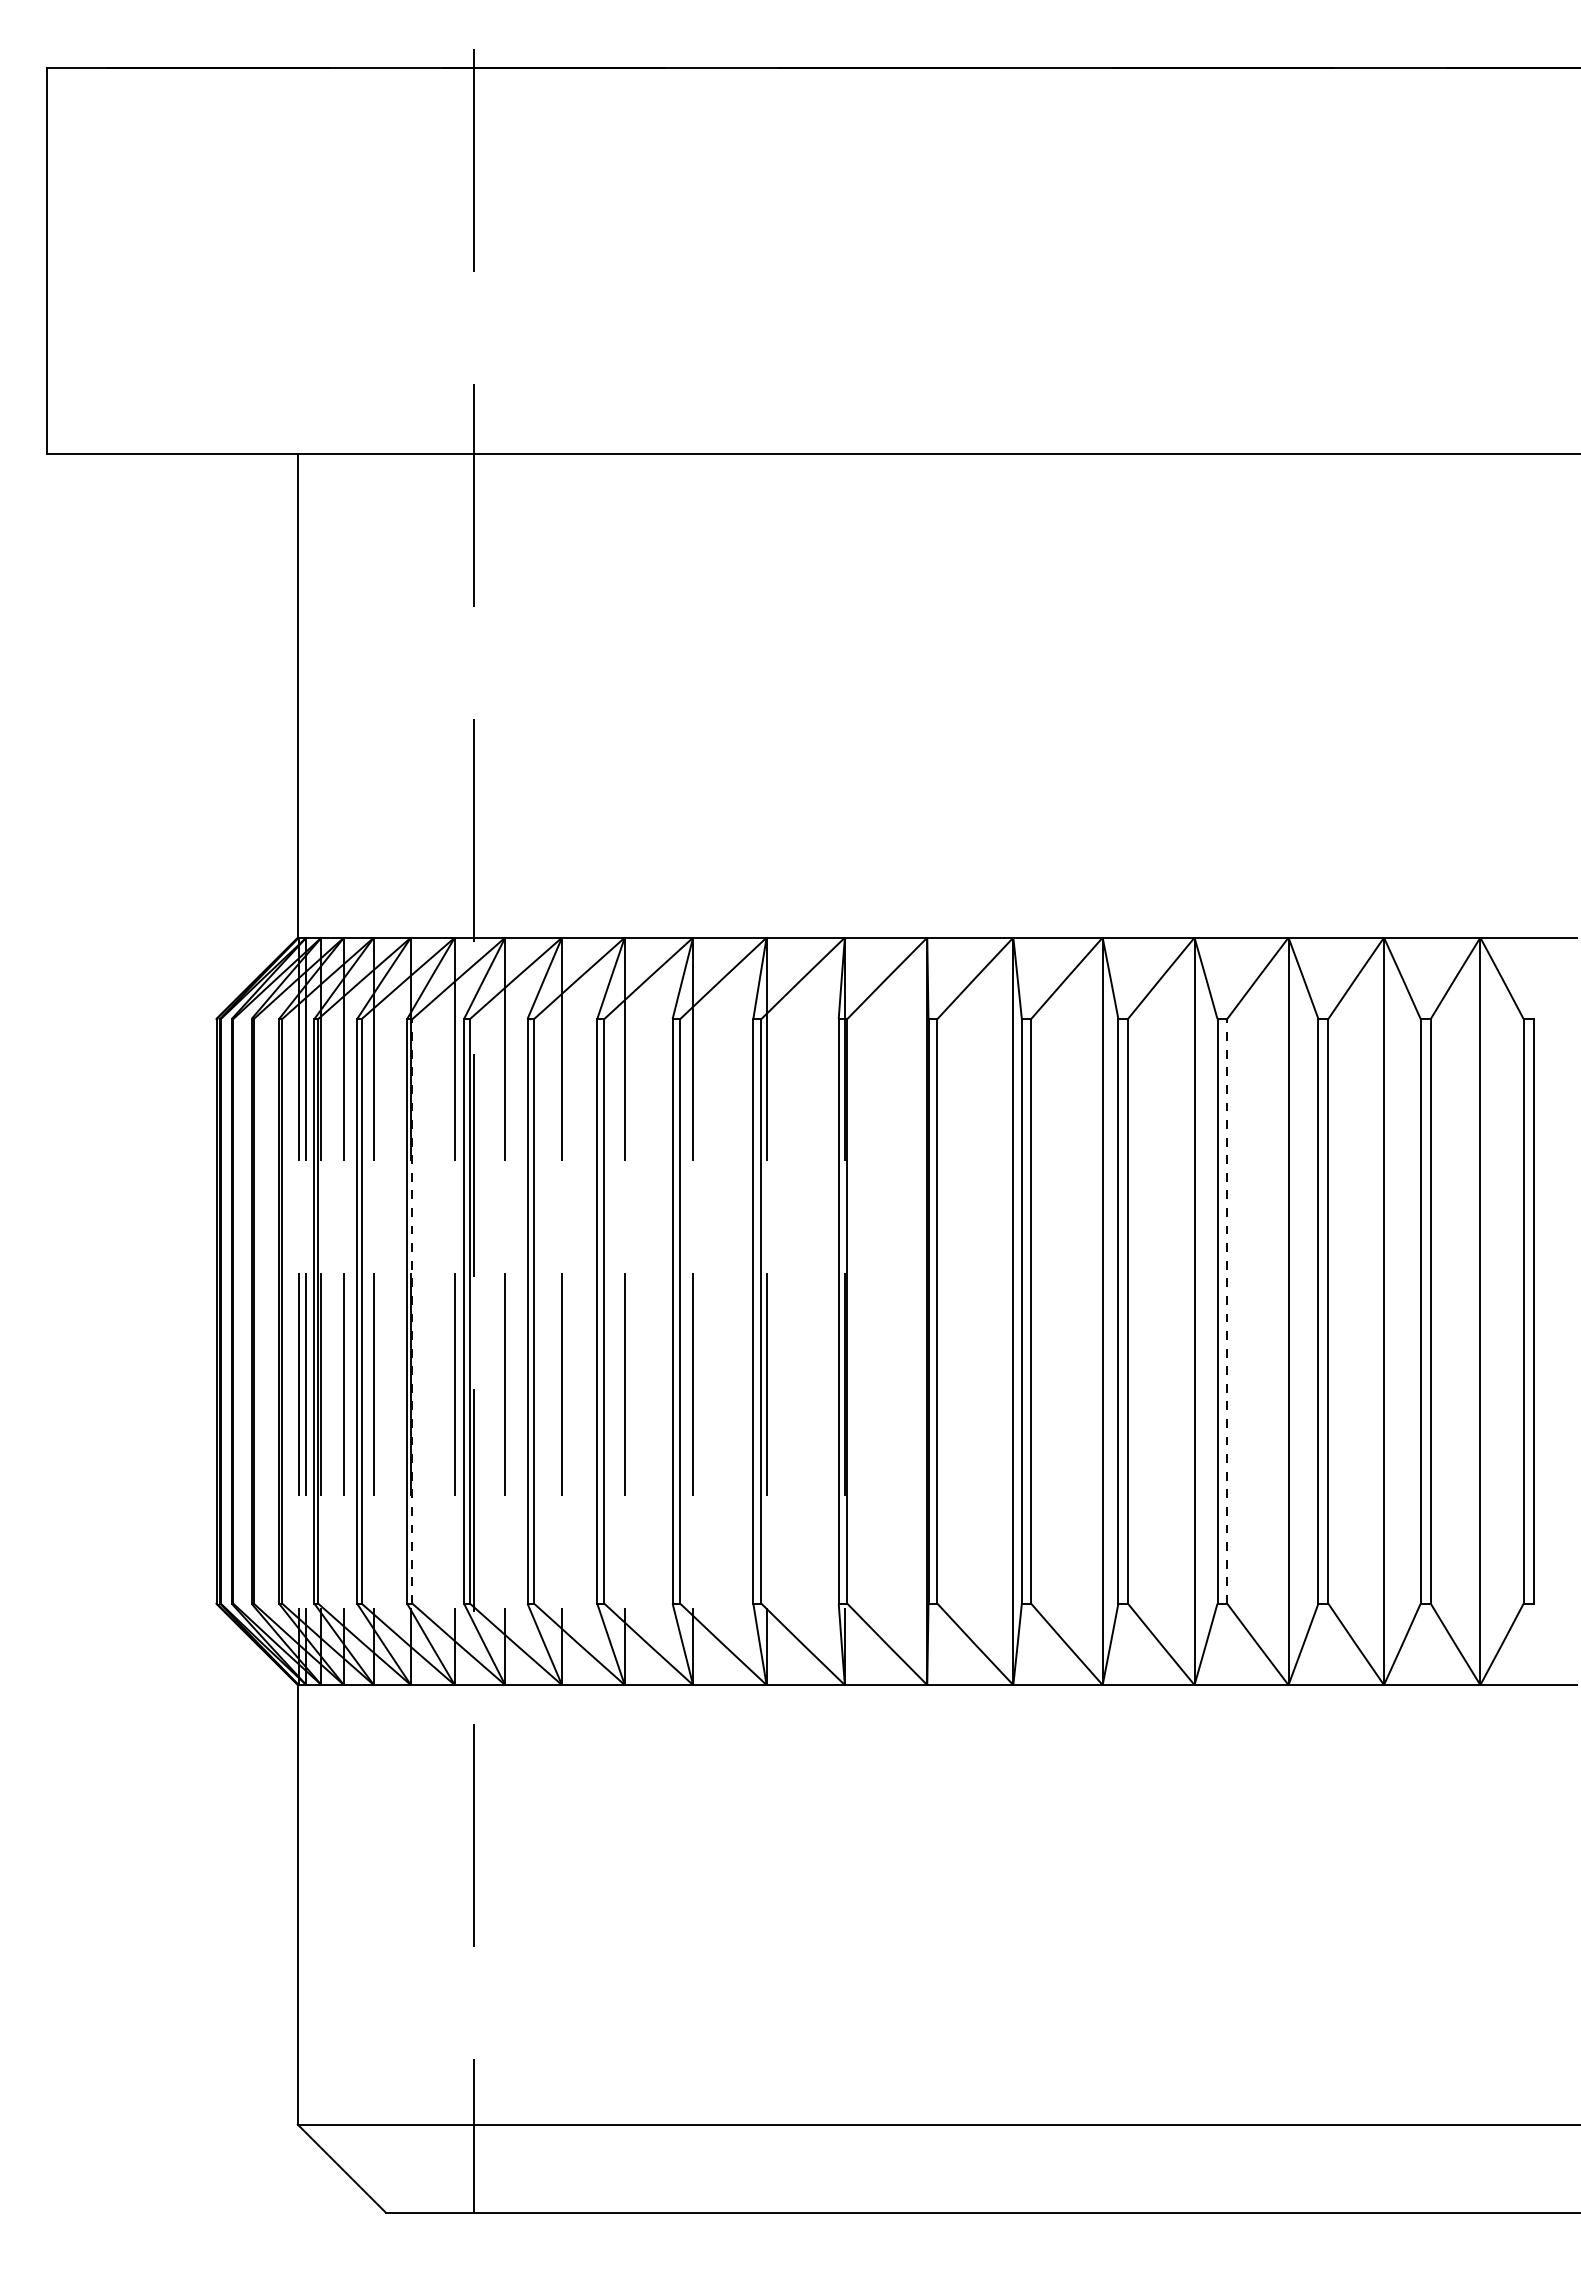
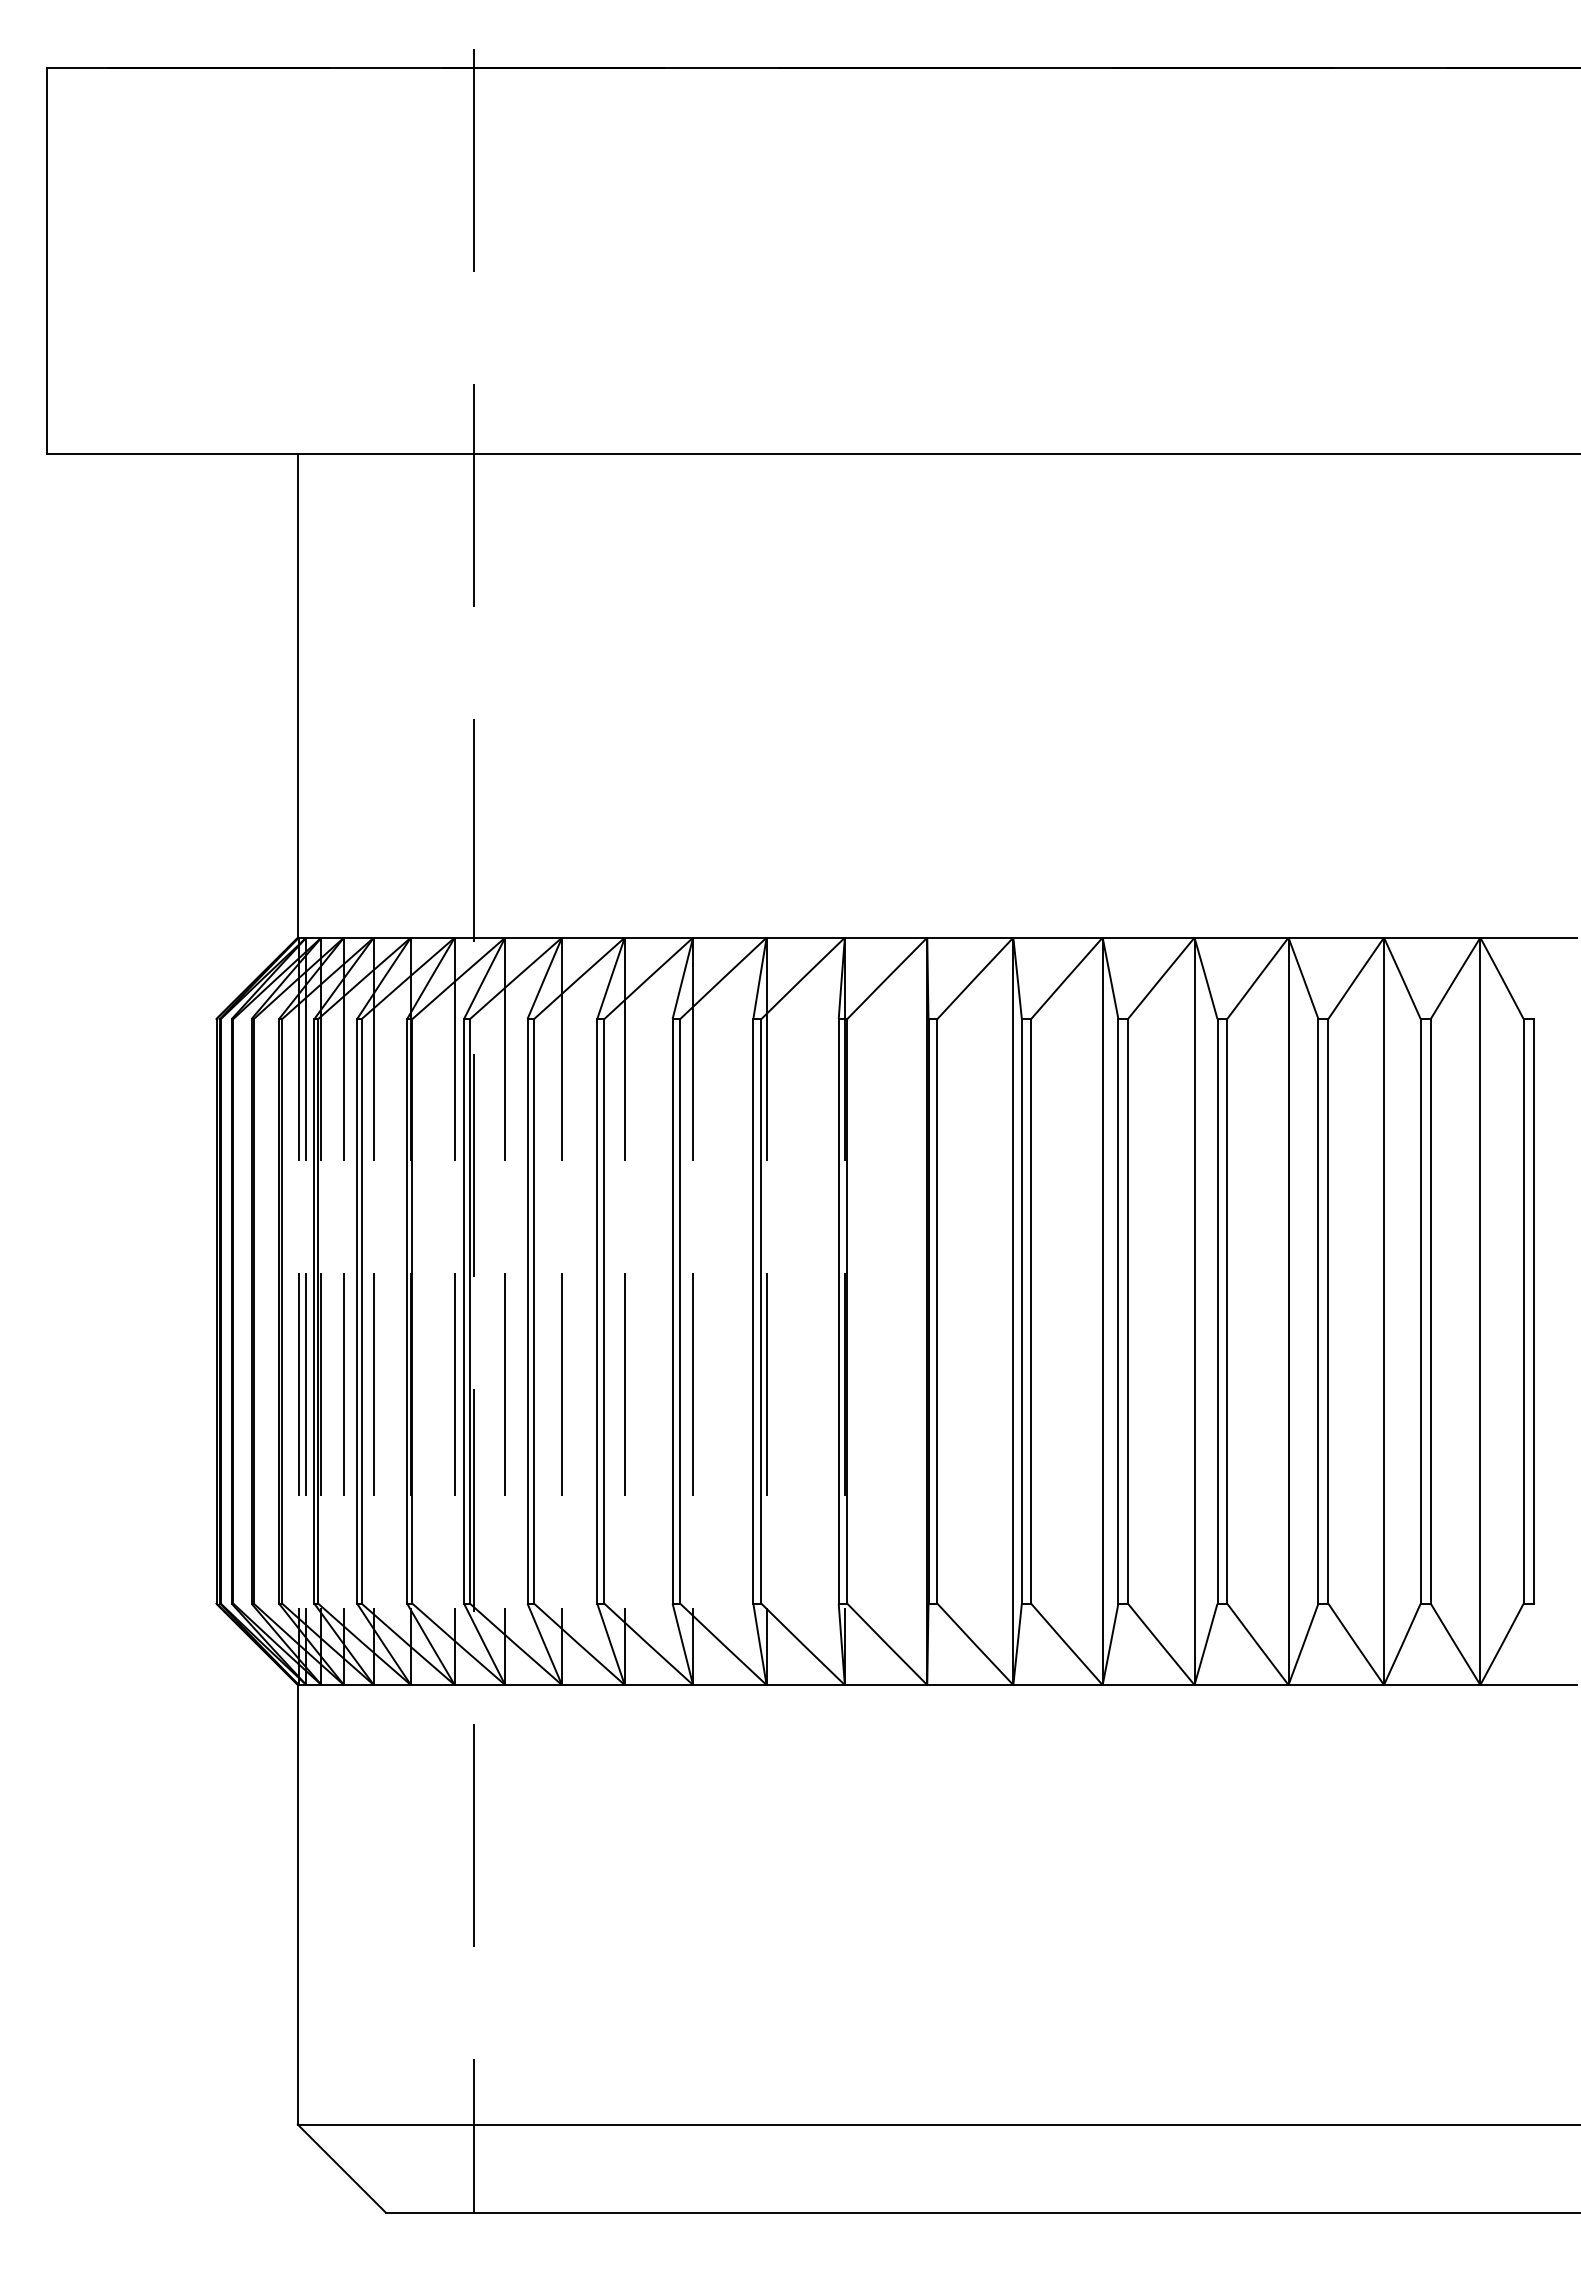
line: dashed -> solid (412, 1310)
line: dashed -> solid (1227, 1310)
